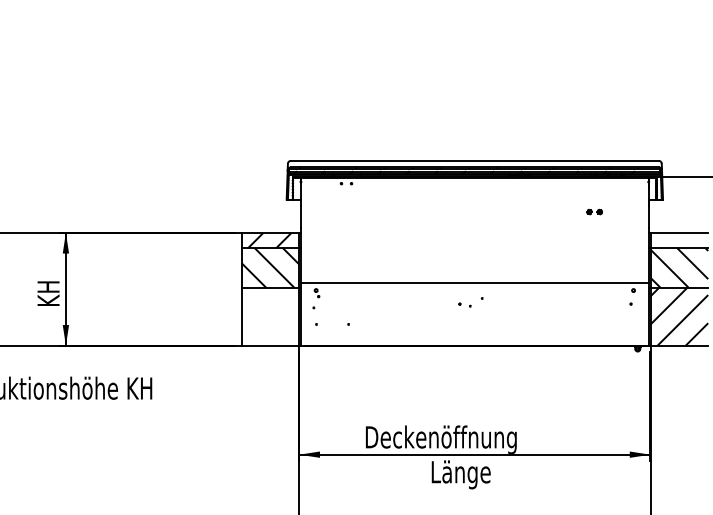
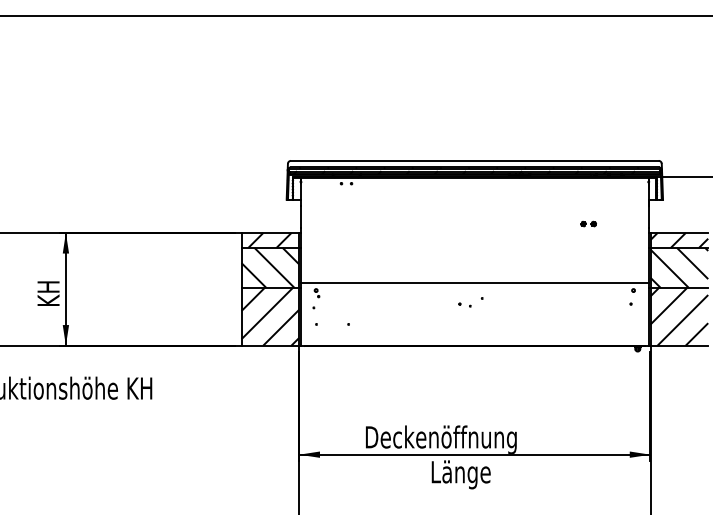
line: none -> present (355, 15)
part position: (594, 211) -> (588, 223) (588, 223)
hatch: none -> present (679, 239)
hatch: none -> present (270, 316)
